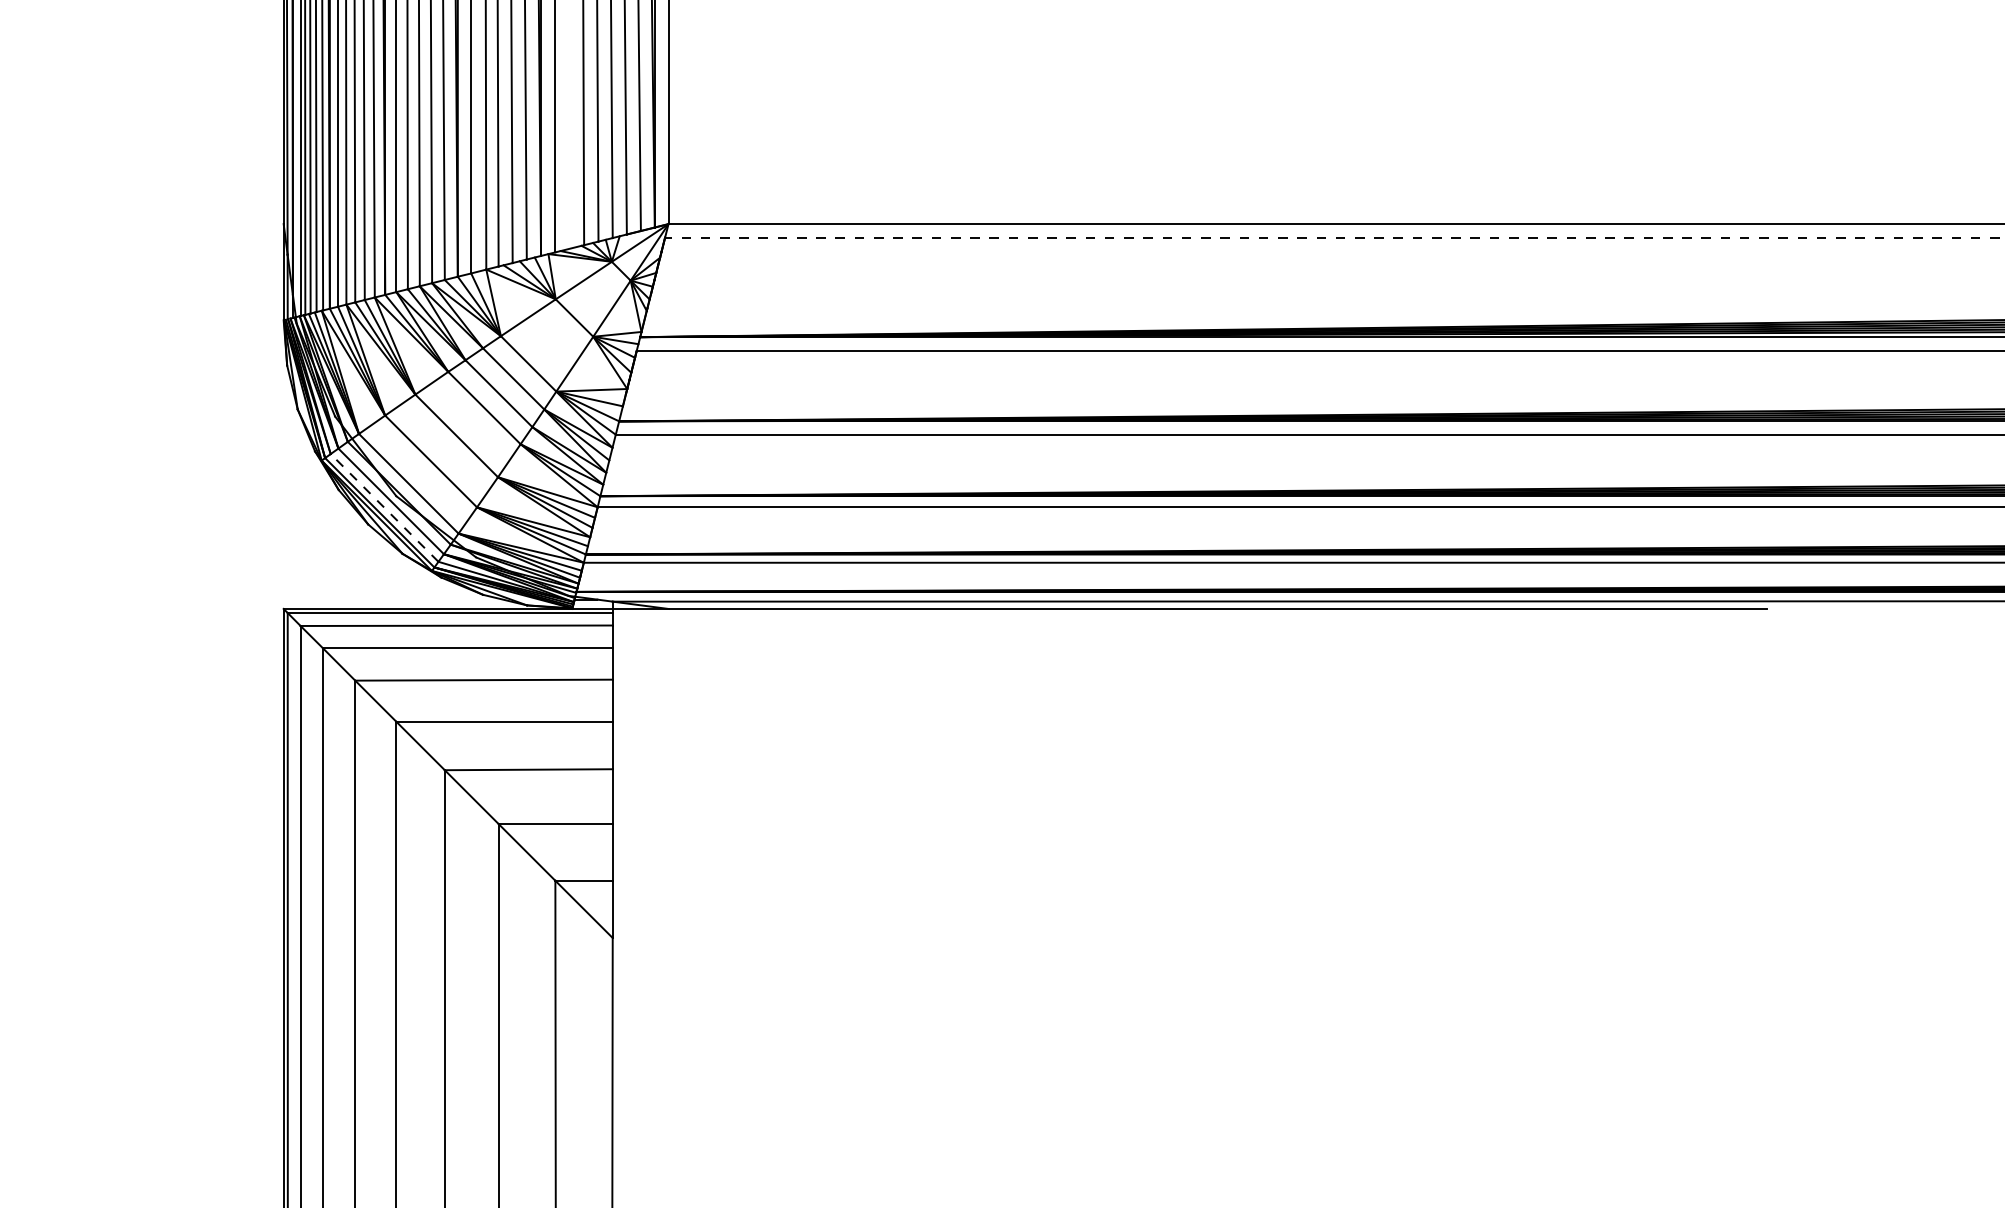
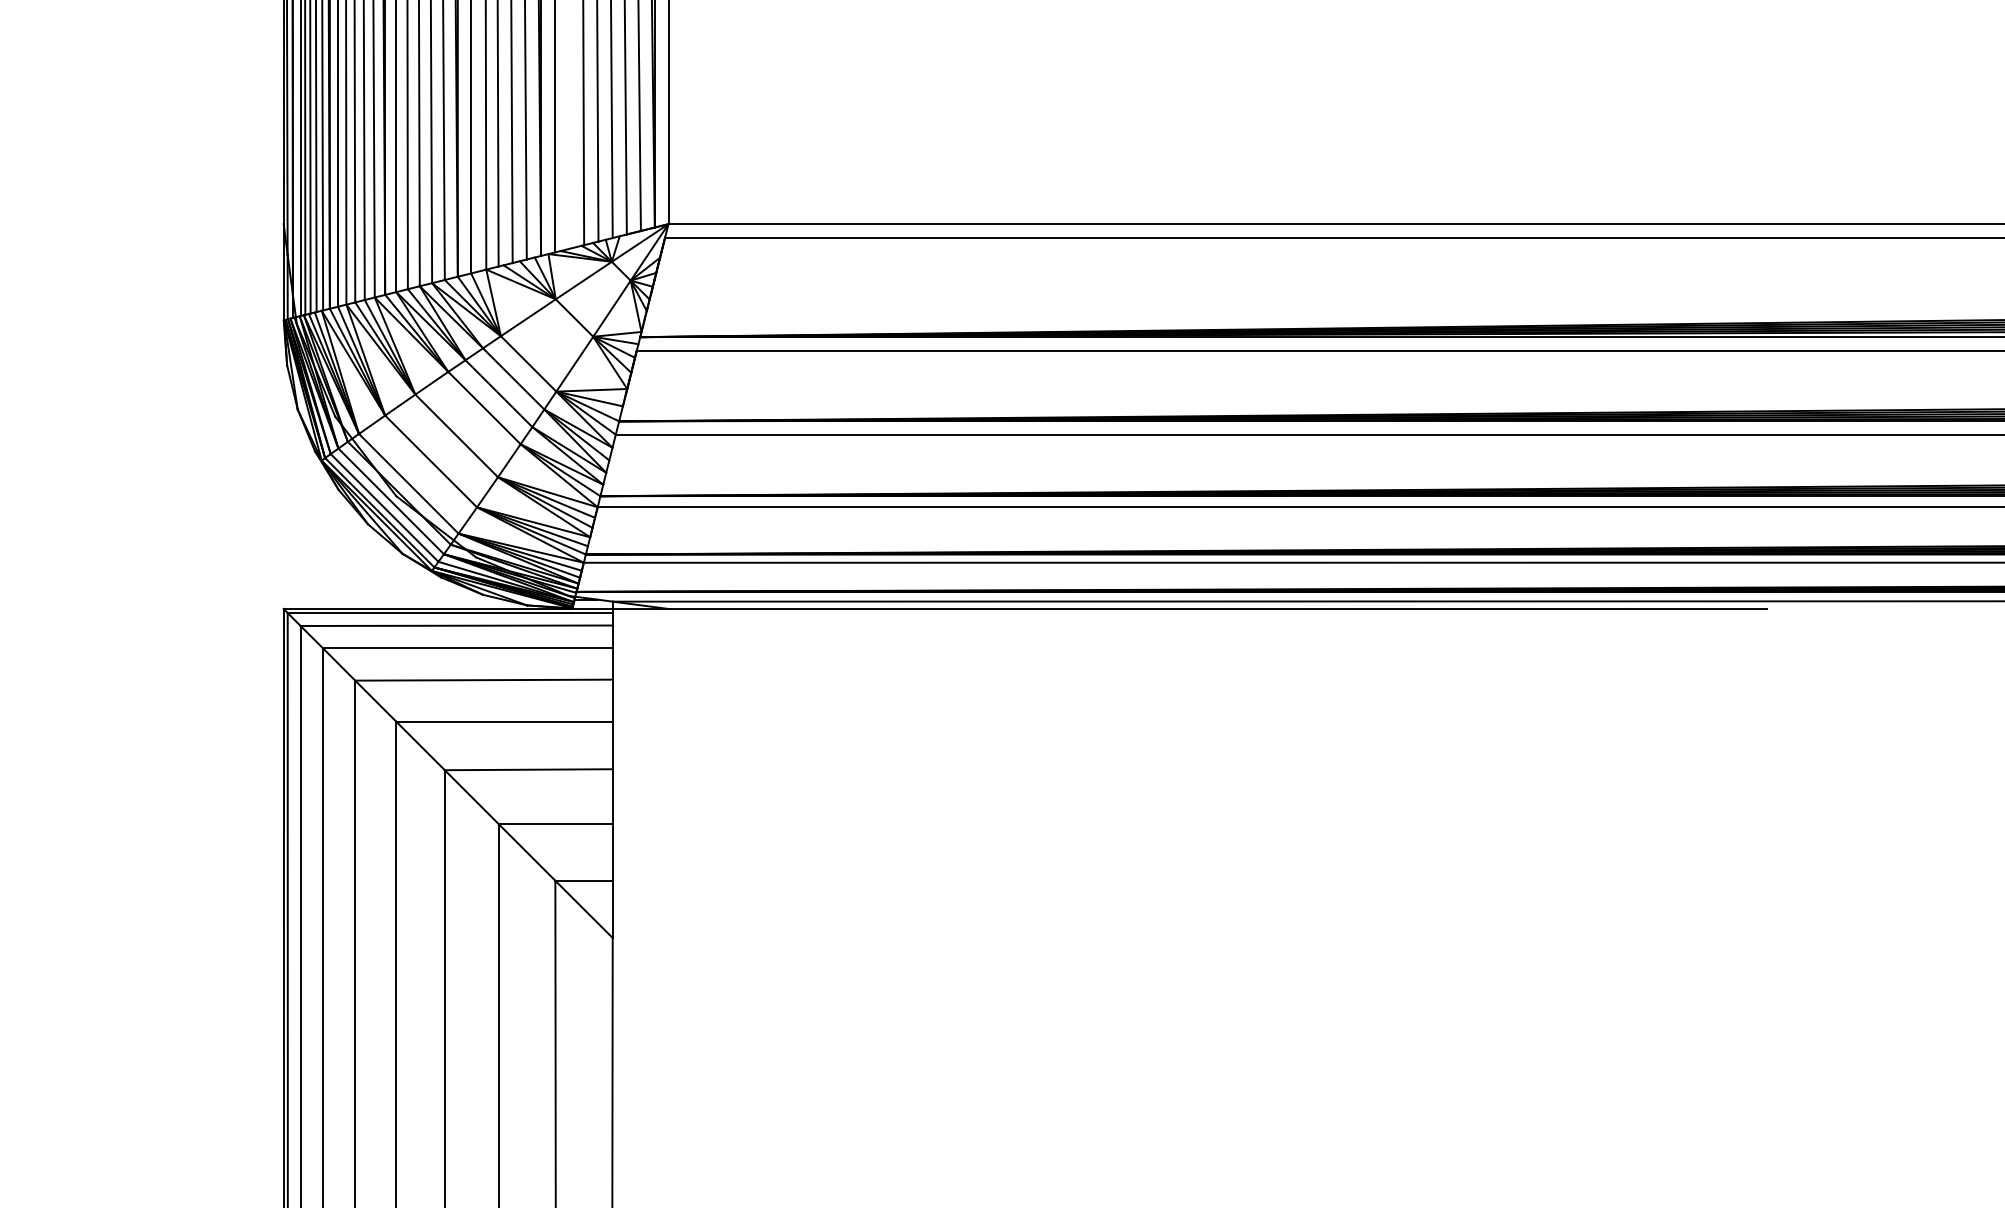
line: dashed -> solid (1333, 237)
line: dashed -> solid (384, 507)
